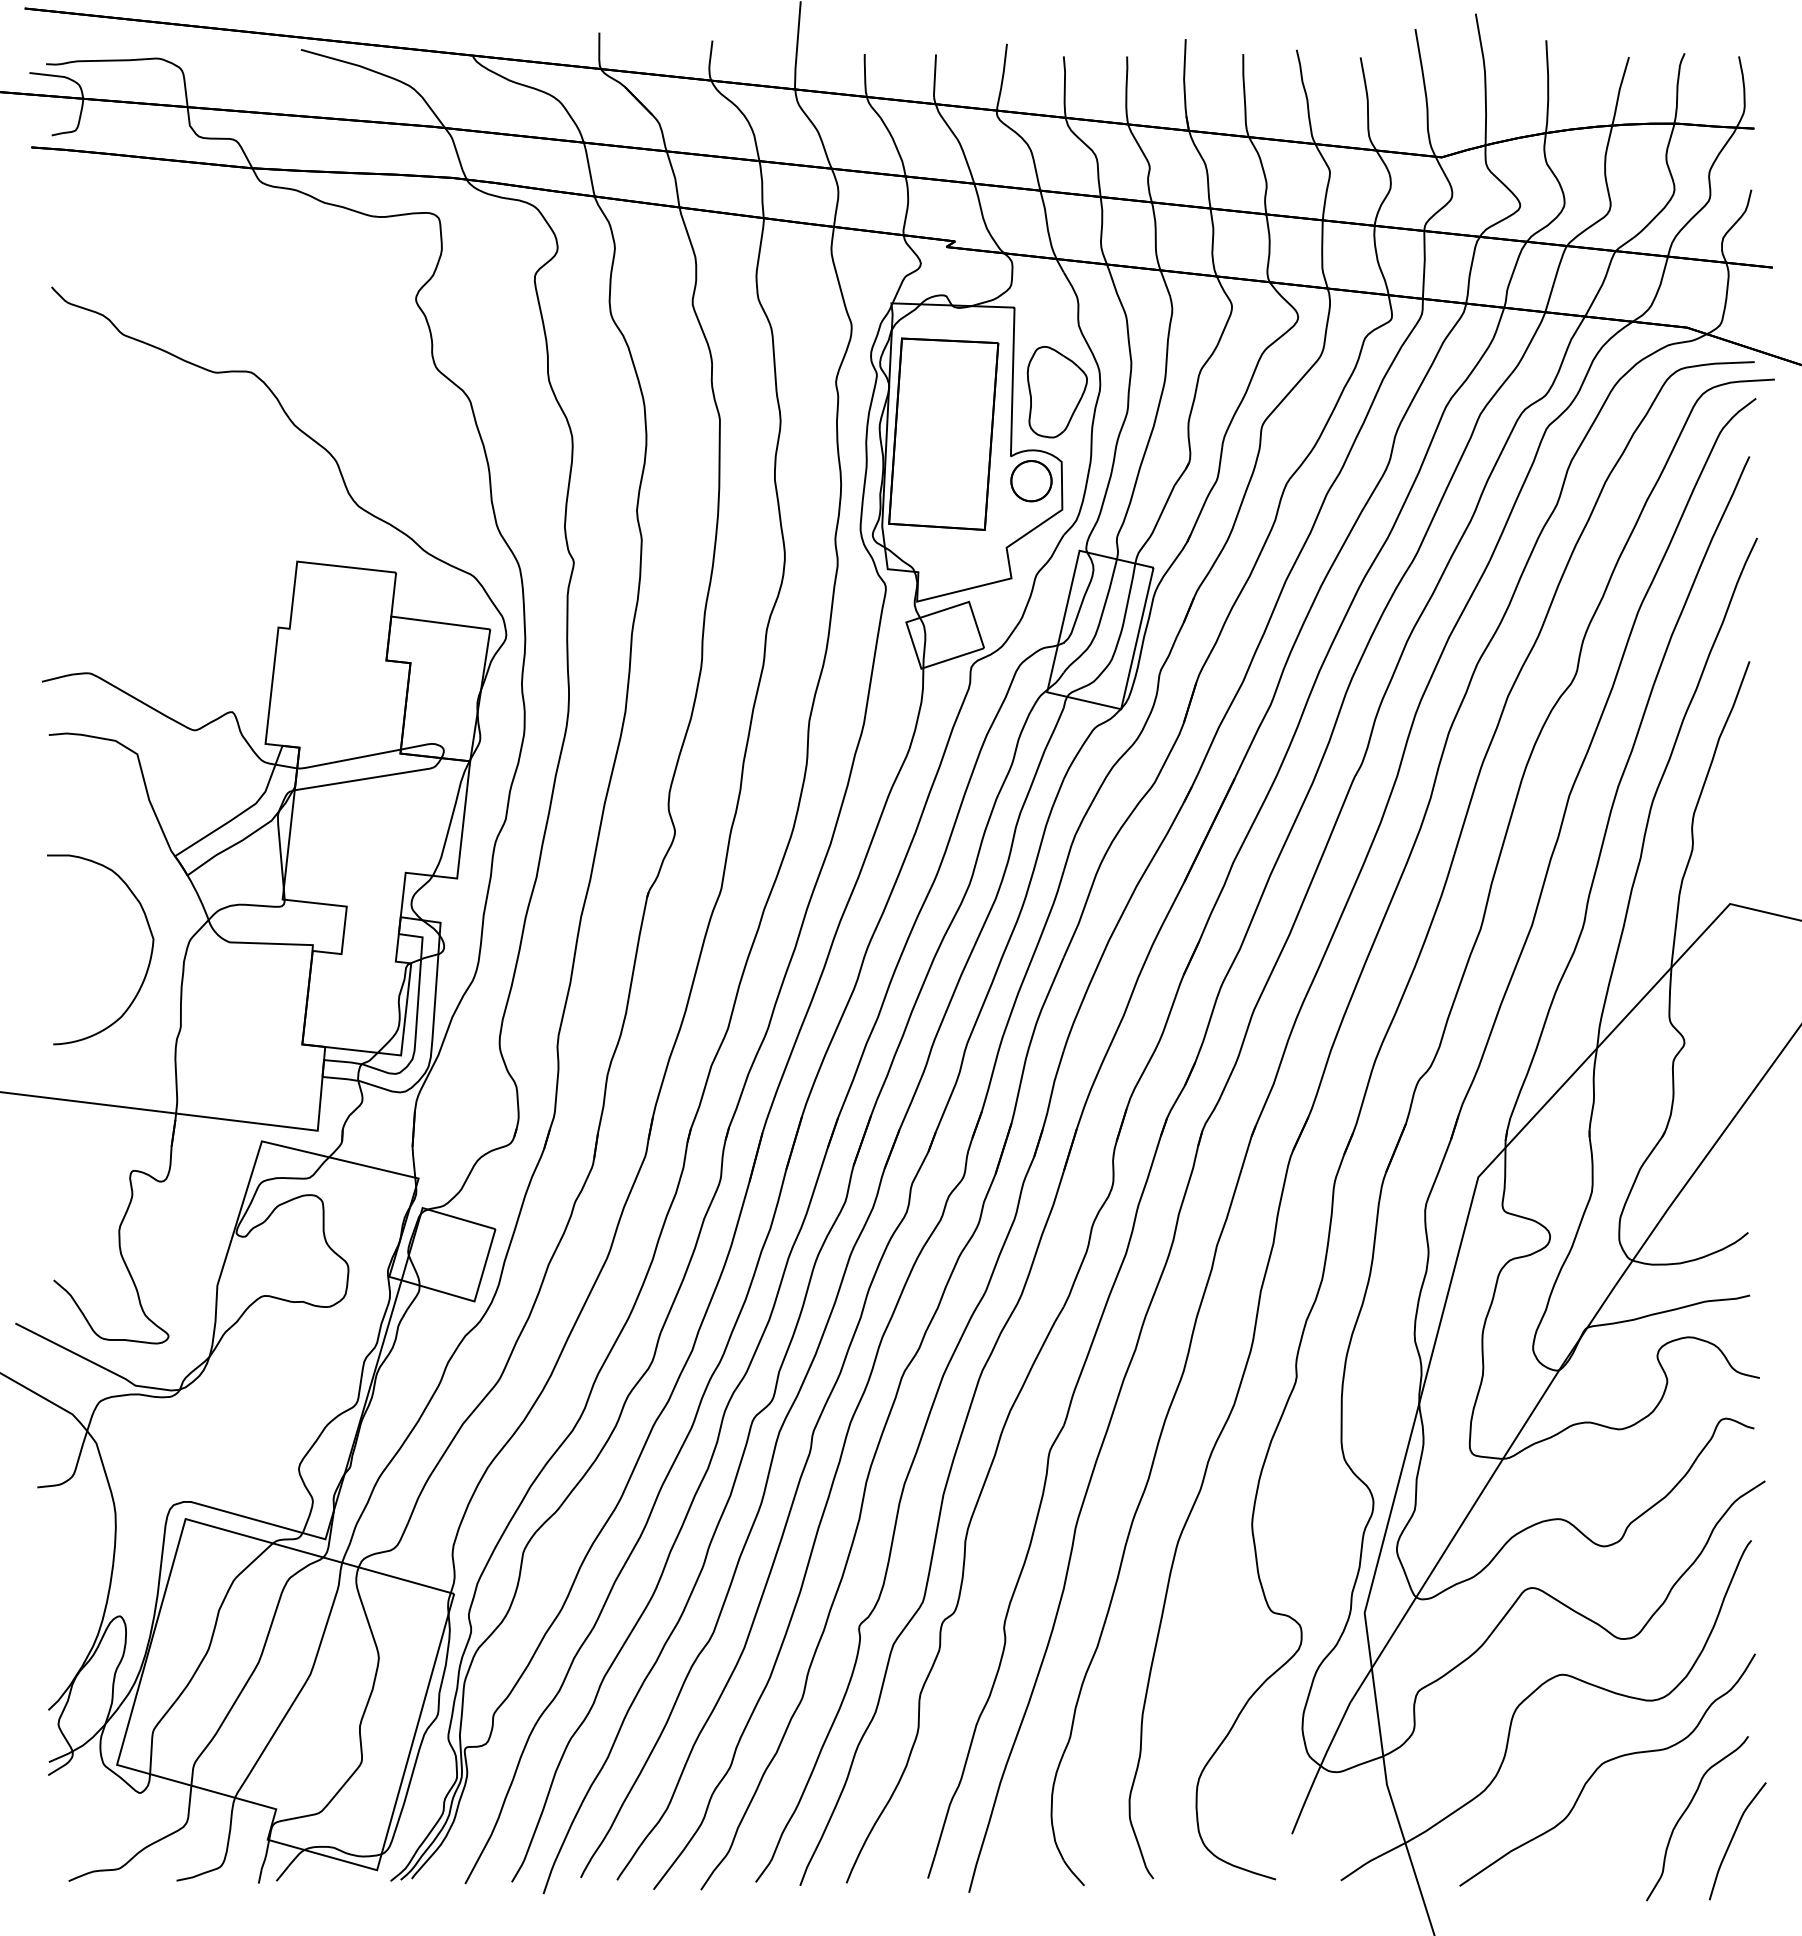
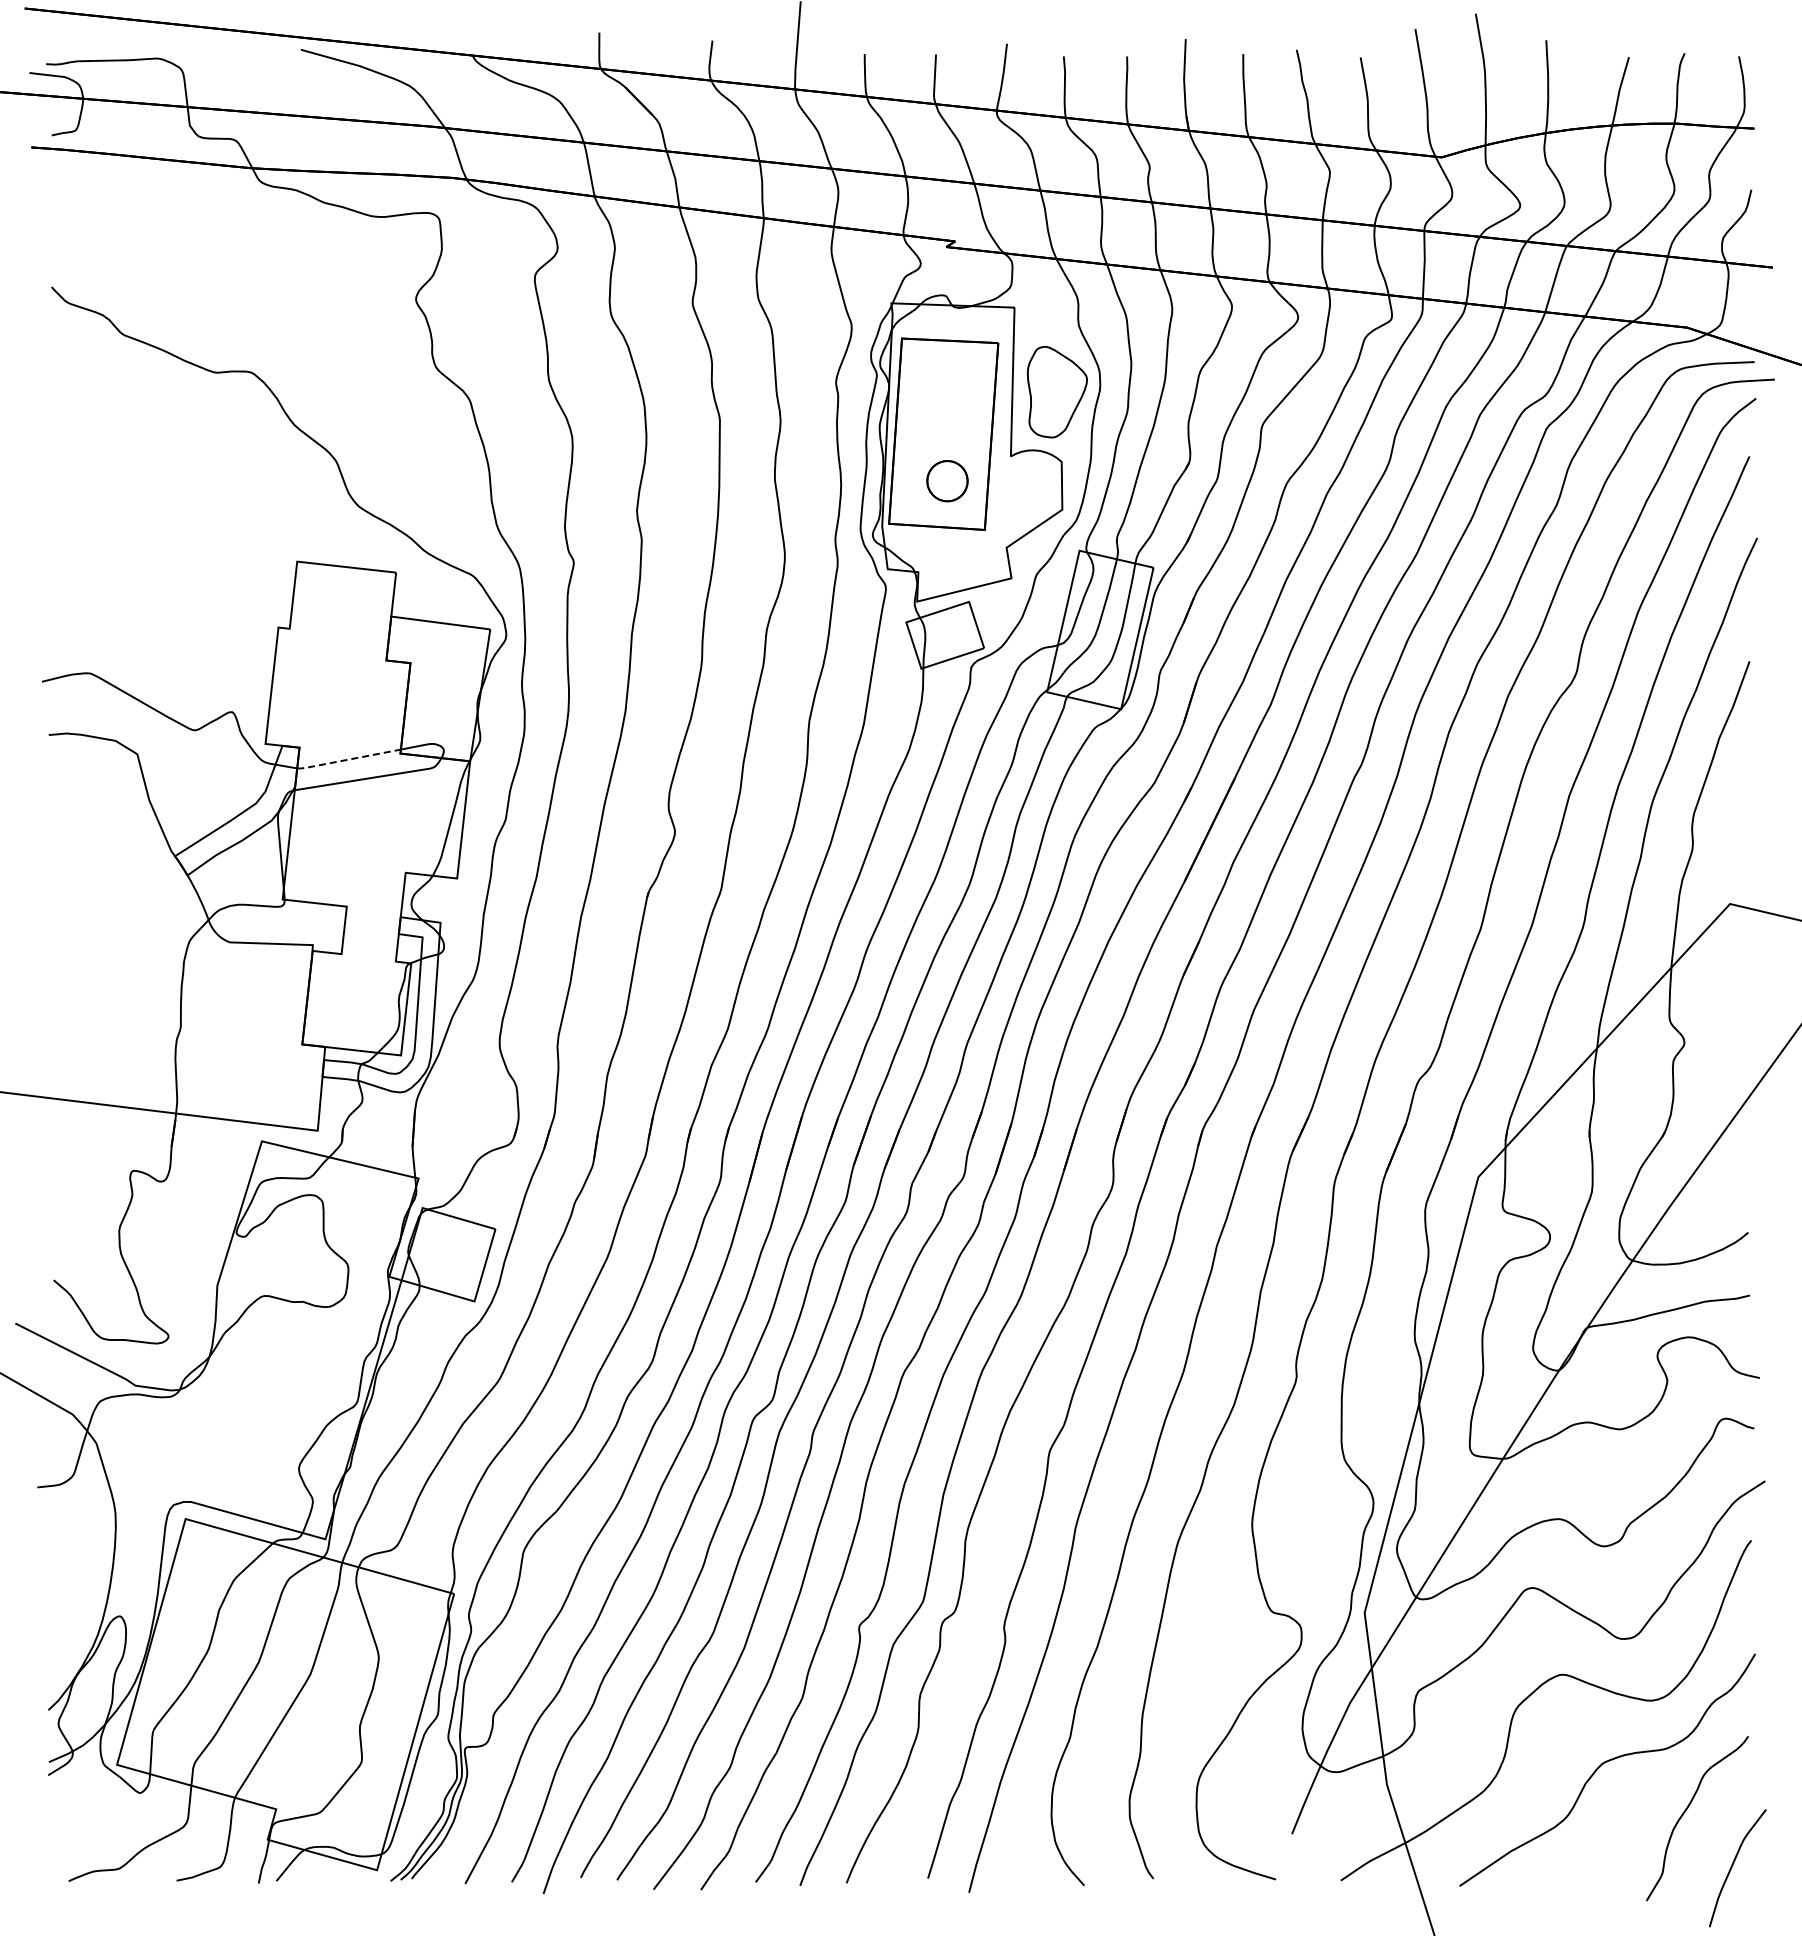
part position: (1031, 481) -> (947, 481) (947, 481)
line: solid -> dashed (347, 759)
curve: present -> none (148, 962)
curve position: (1733, 1838) -> (1733, 1865) (1733, 1865)
